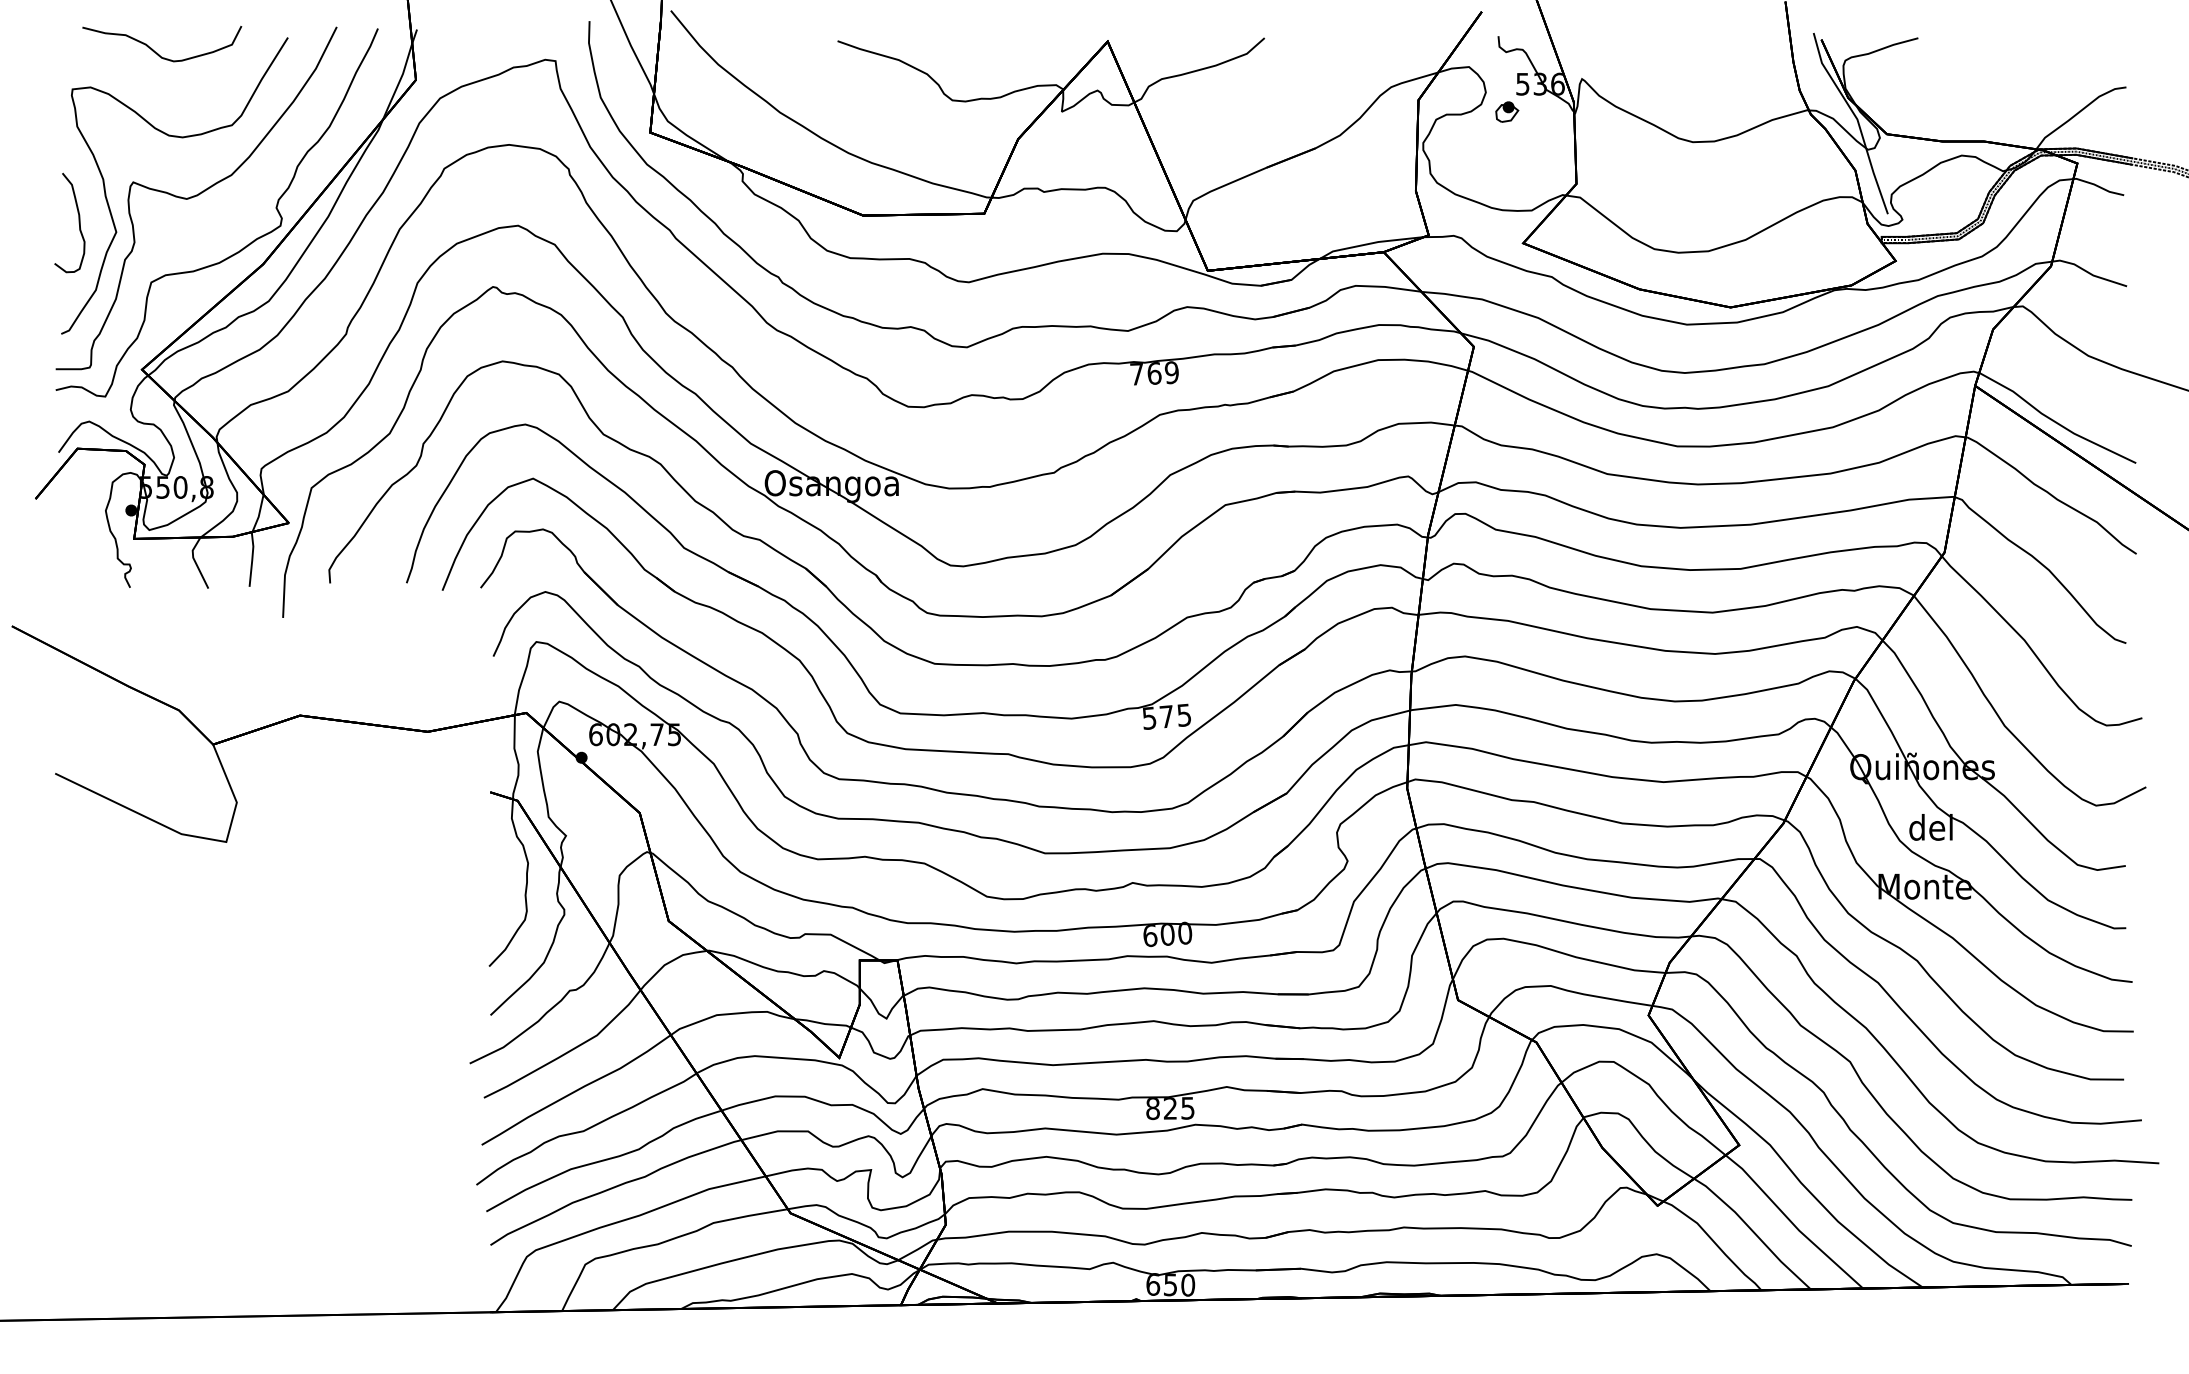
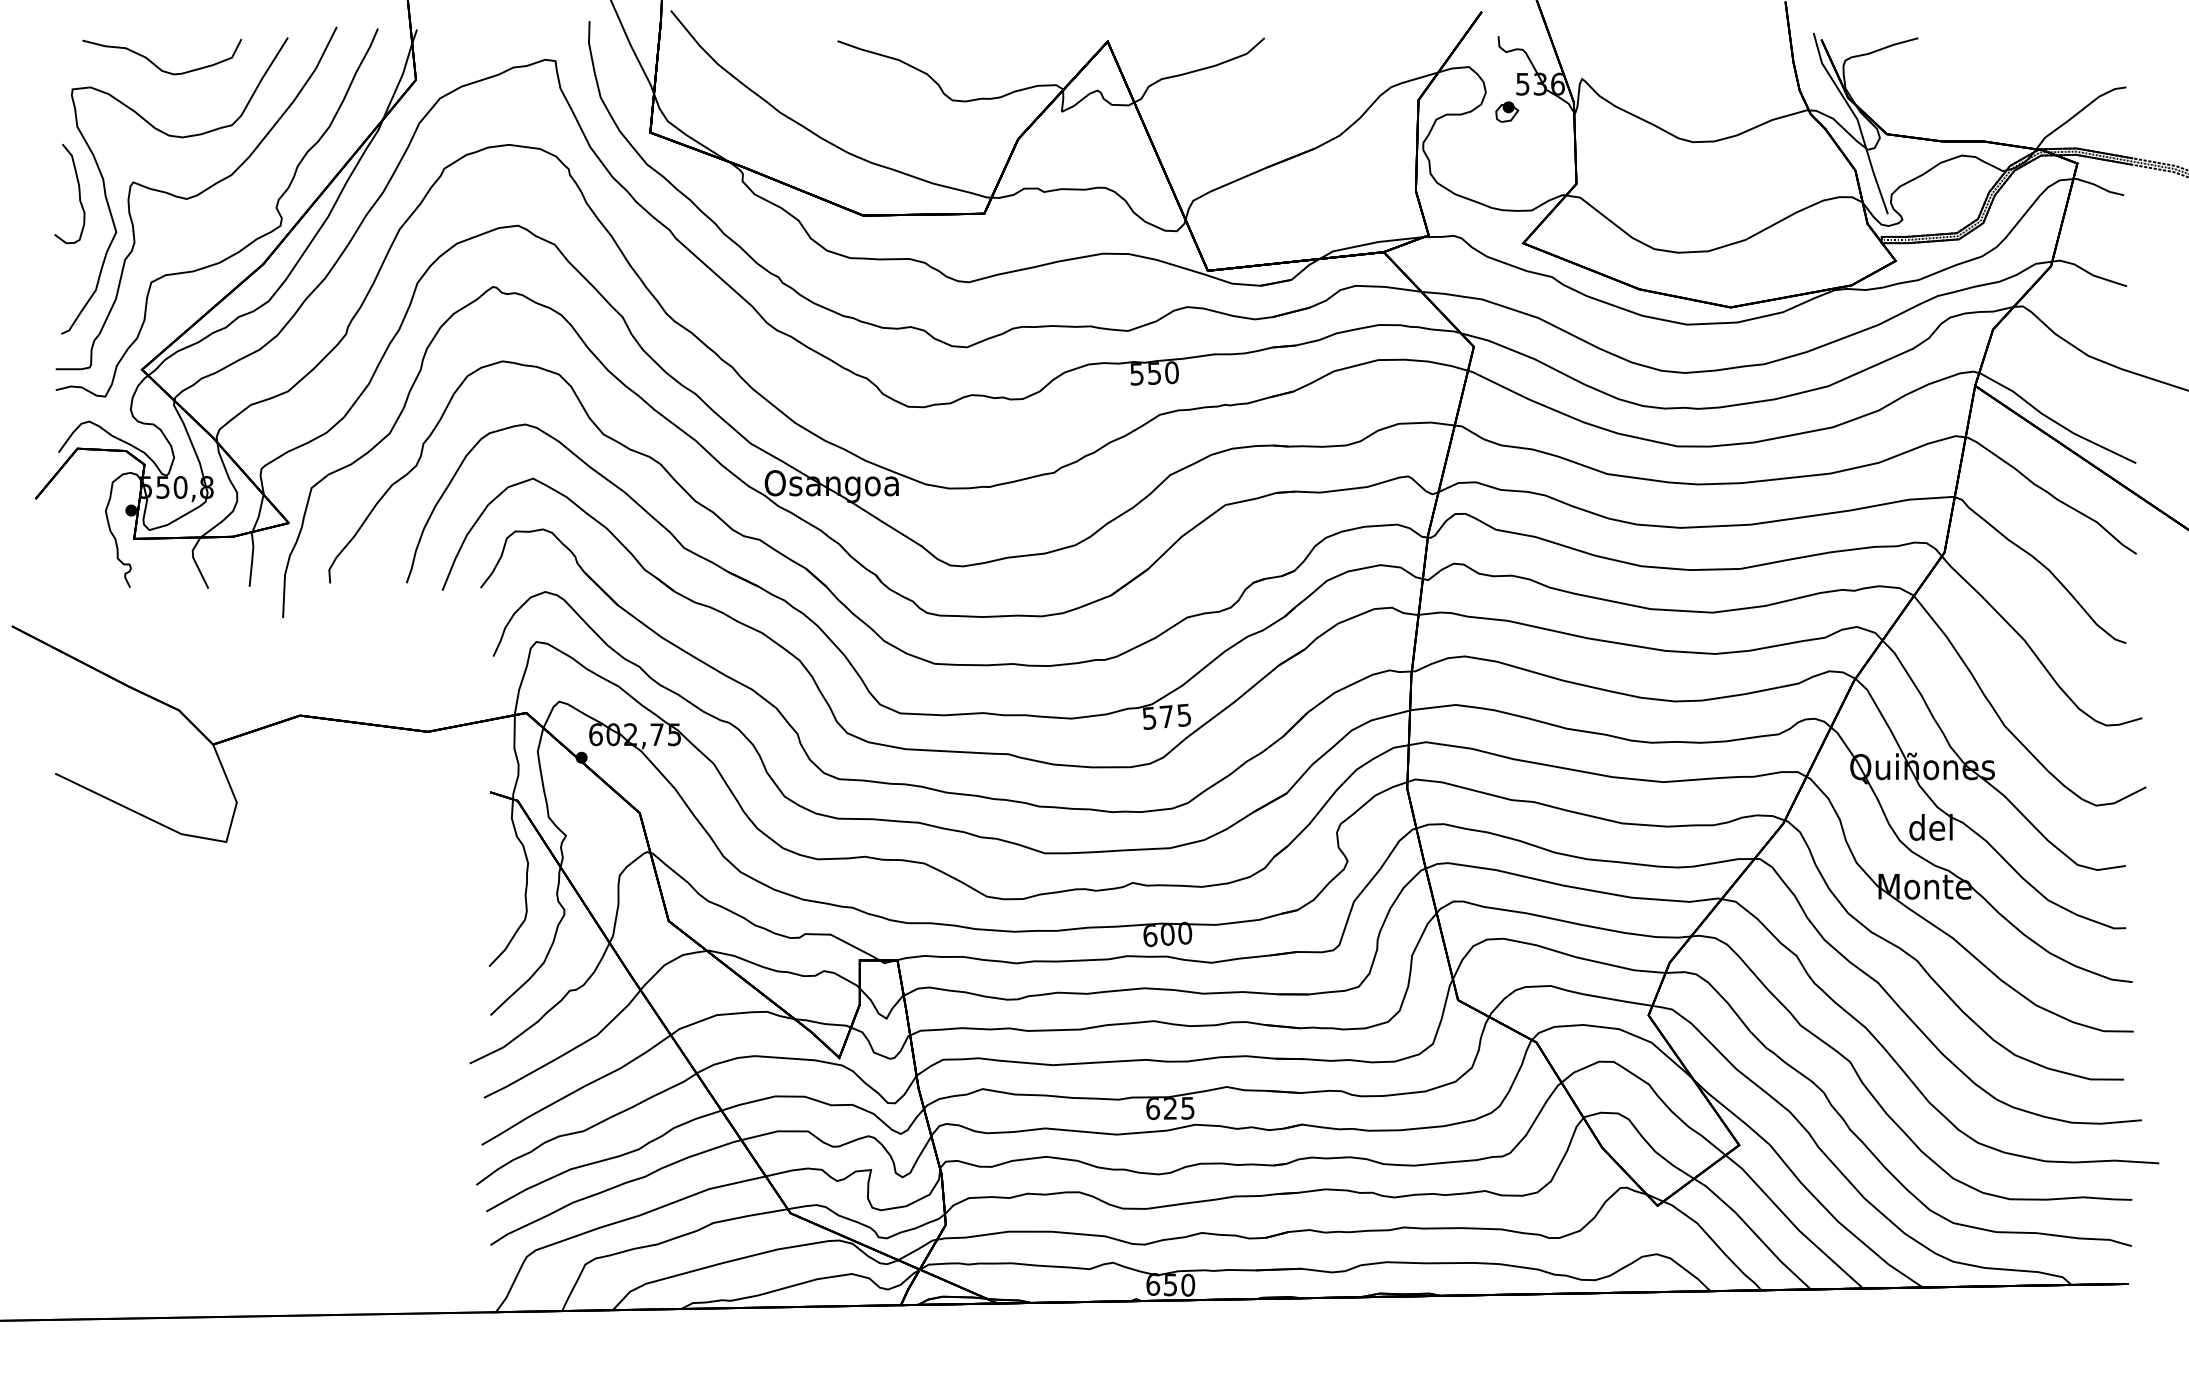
curve position: (157, 52) -> (157, 65) (157, 65)
curve position: (78, 222) -> (78, 193) (78, 193)
text: 769 -> 550 (1154, 373)
text: 825 -> 625 (1153, 1108)
